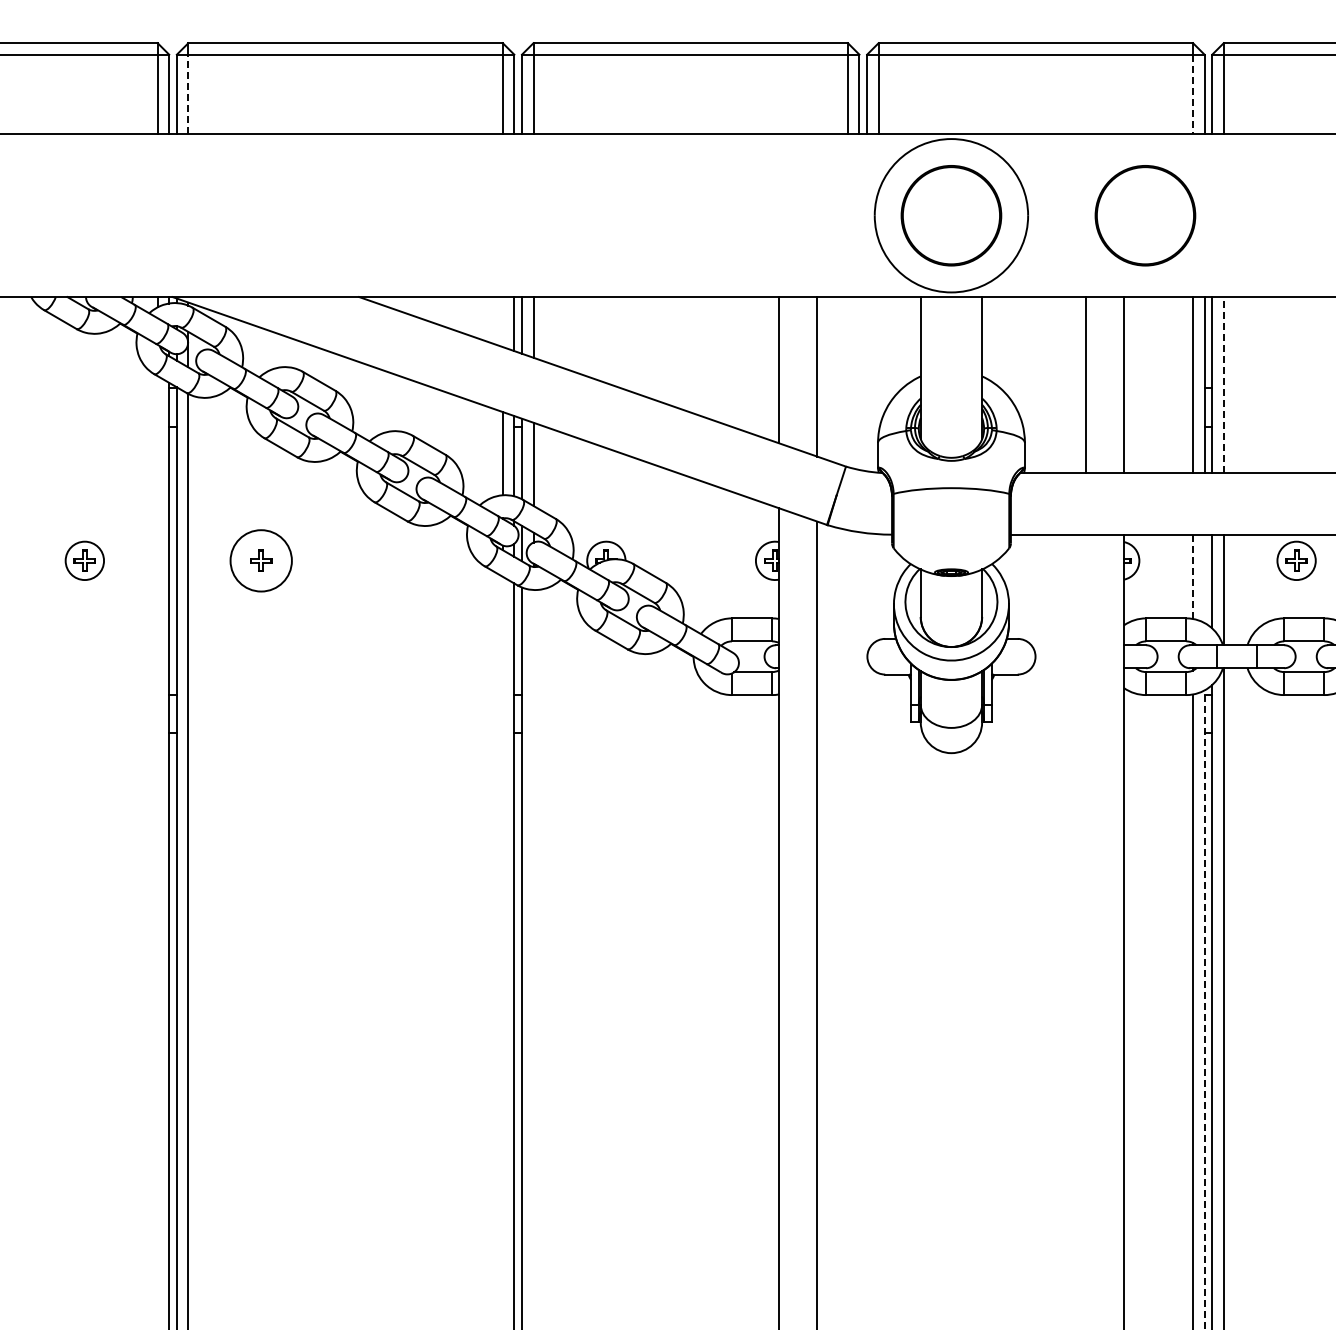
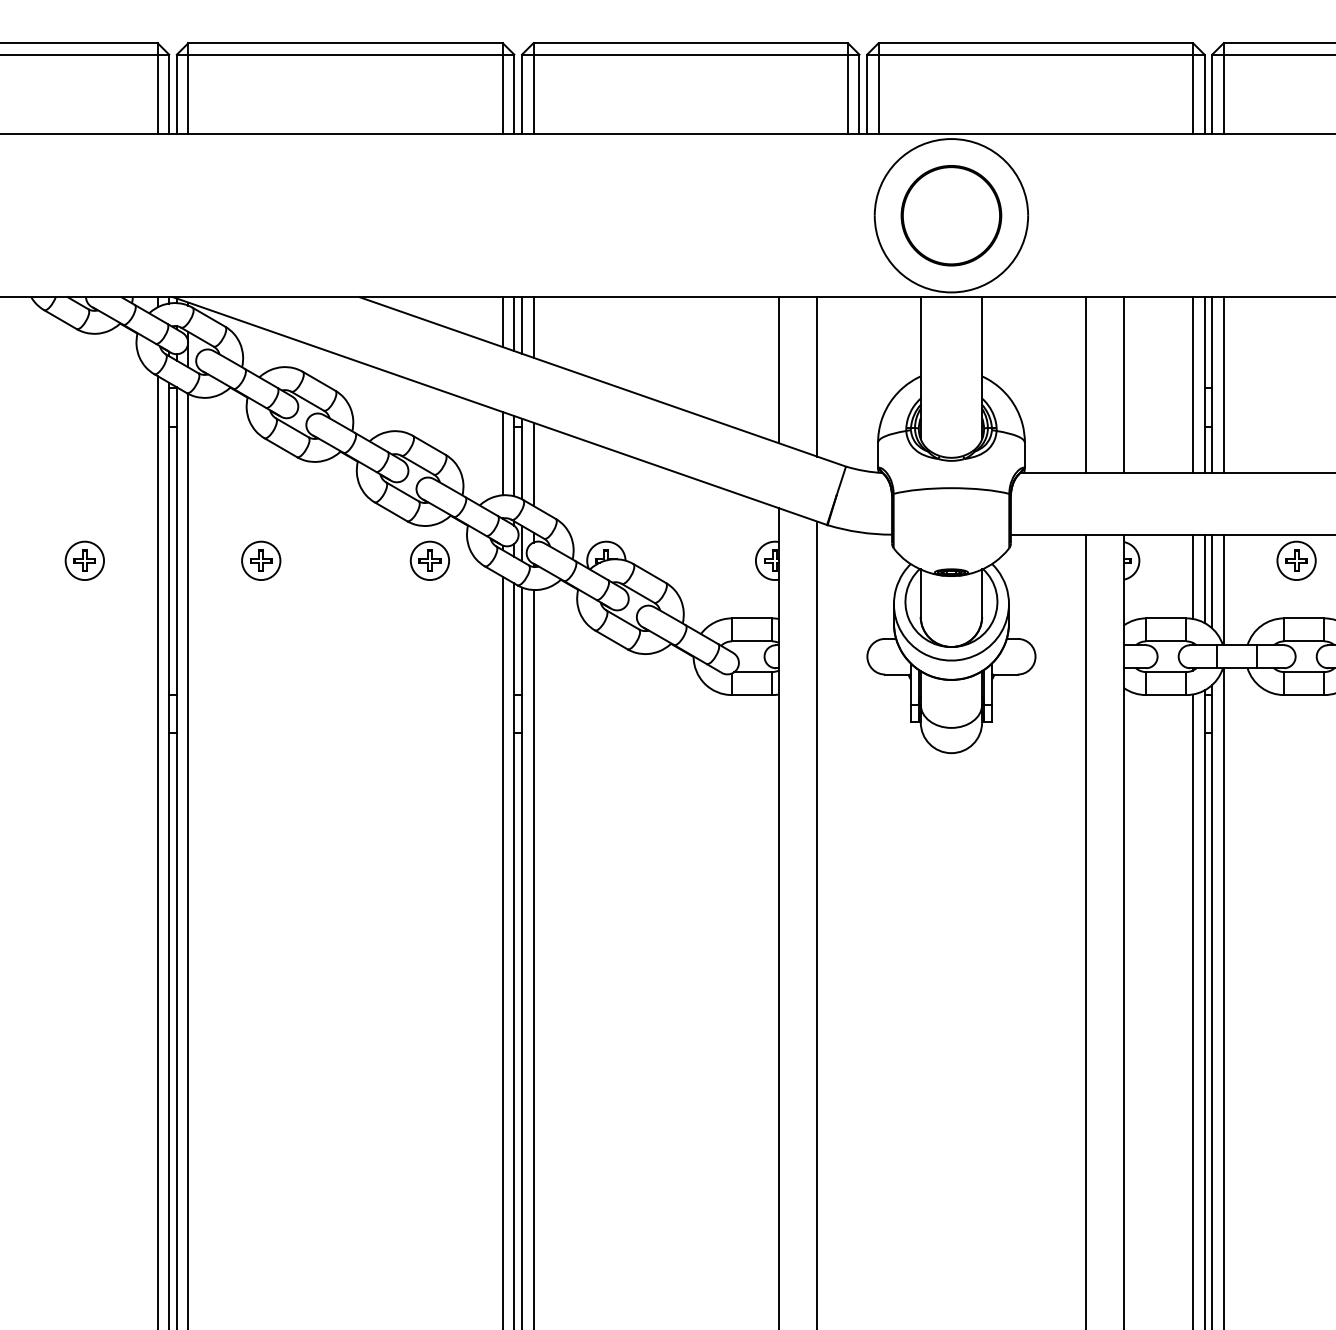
line: dashed -> solid (188, 94)
line: dashed -> solid (1193, 94)
part: present -> none (1145, 215)
line: none -> present (502, 322)
line: dashed -> solid (1223, 384)
circle diameter: 61 px -> 38 px (261, 560)
part: none -> present (429, 560)
line: dashed -> solid (1193, 577)
line: none -> present (1204, 578)
line: none -> present (157, 851)
line: none -> present (1085, 930)
line: none -> present (502, 951)
line: none -> present (533, 958)
line: dashed -> solid (1204, 1009)
